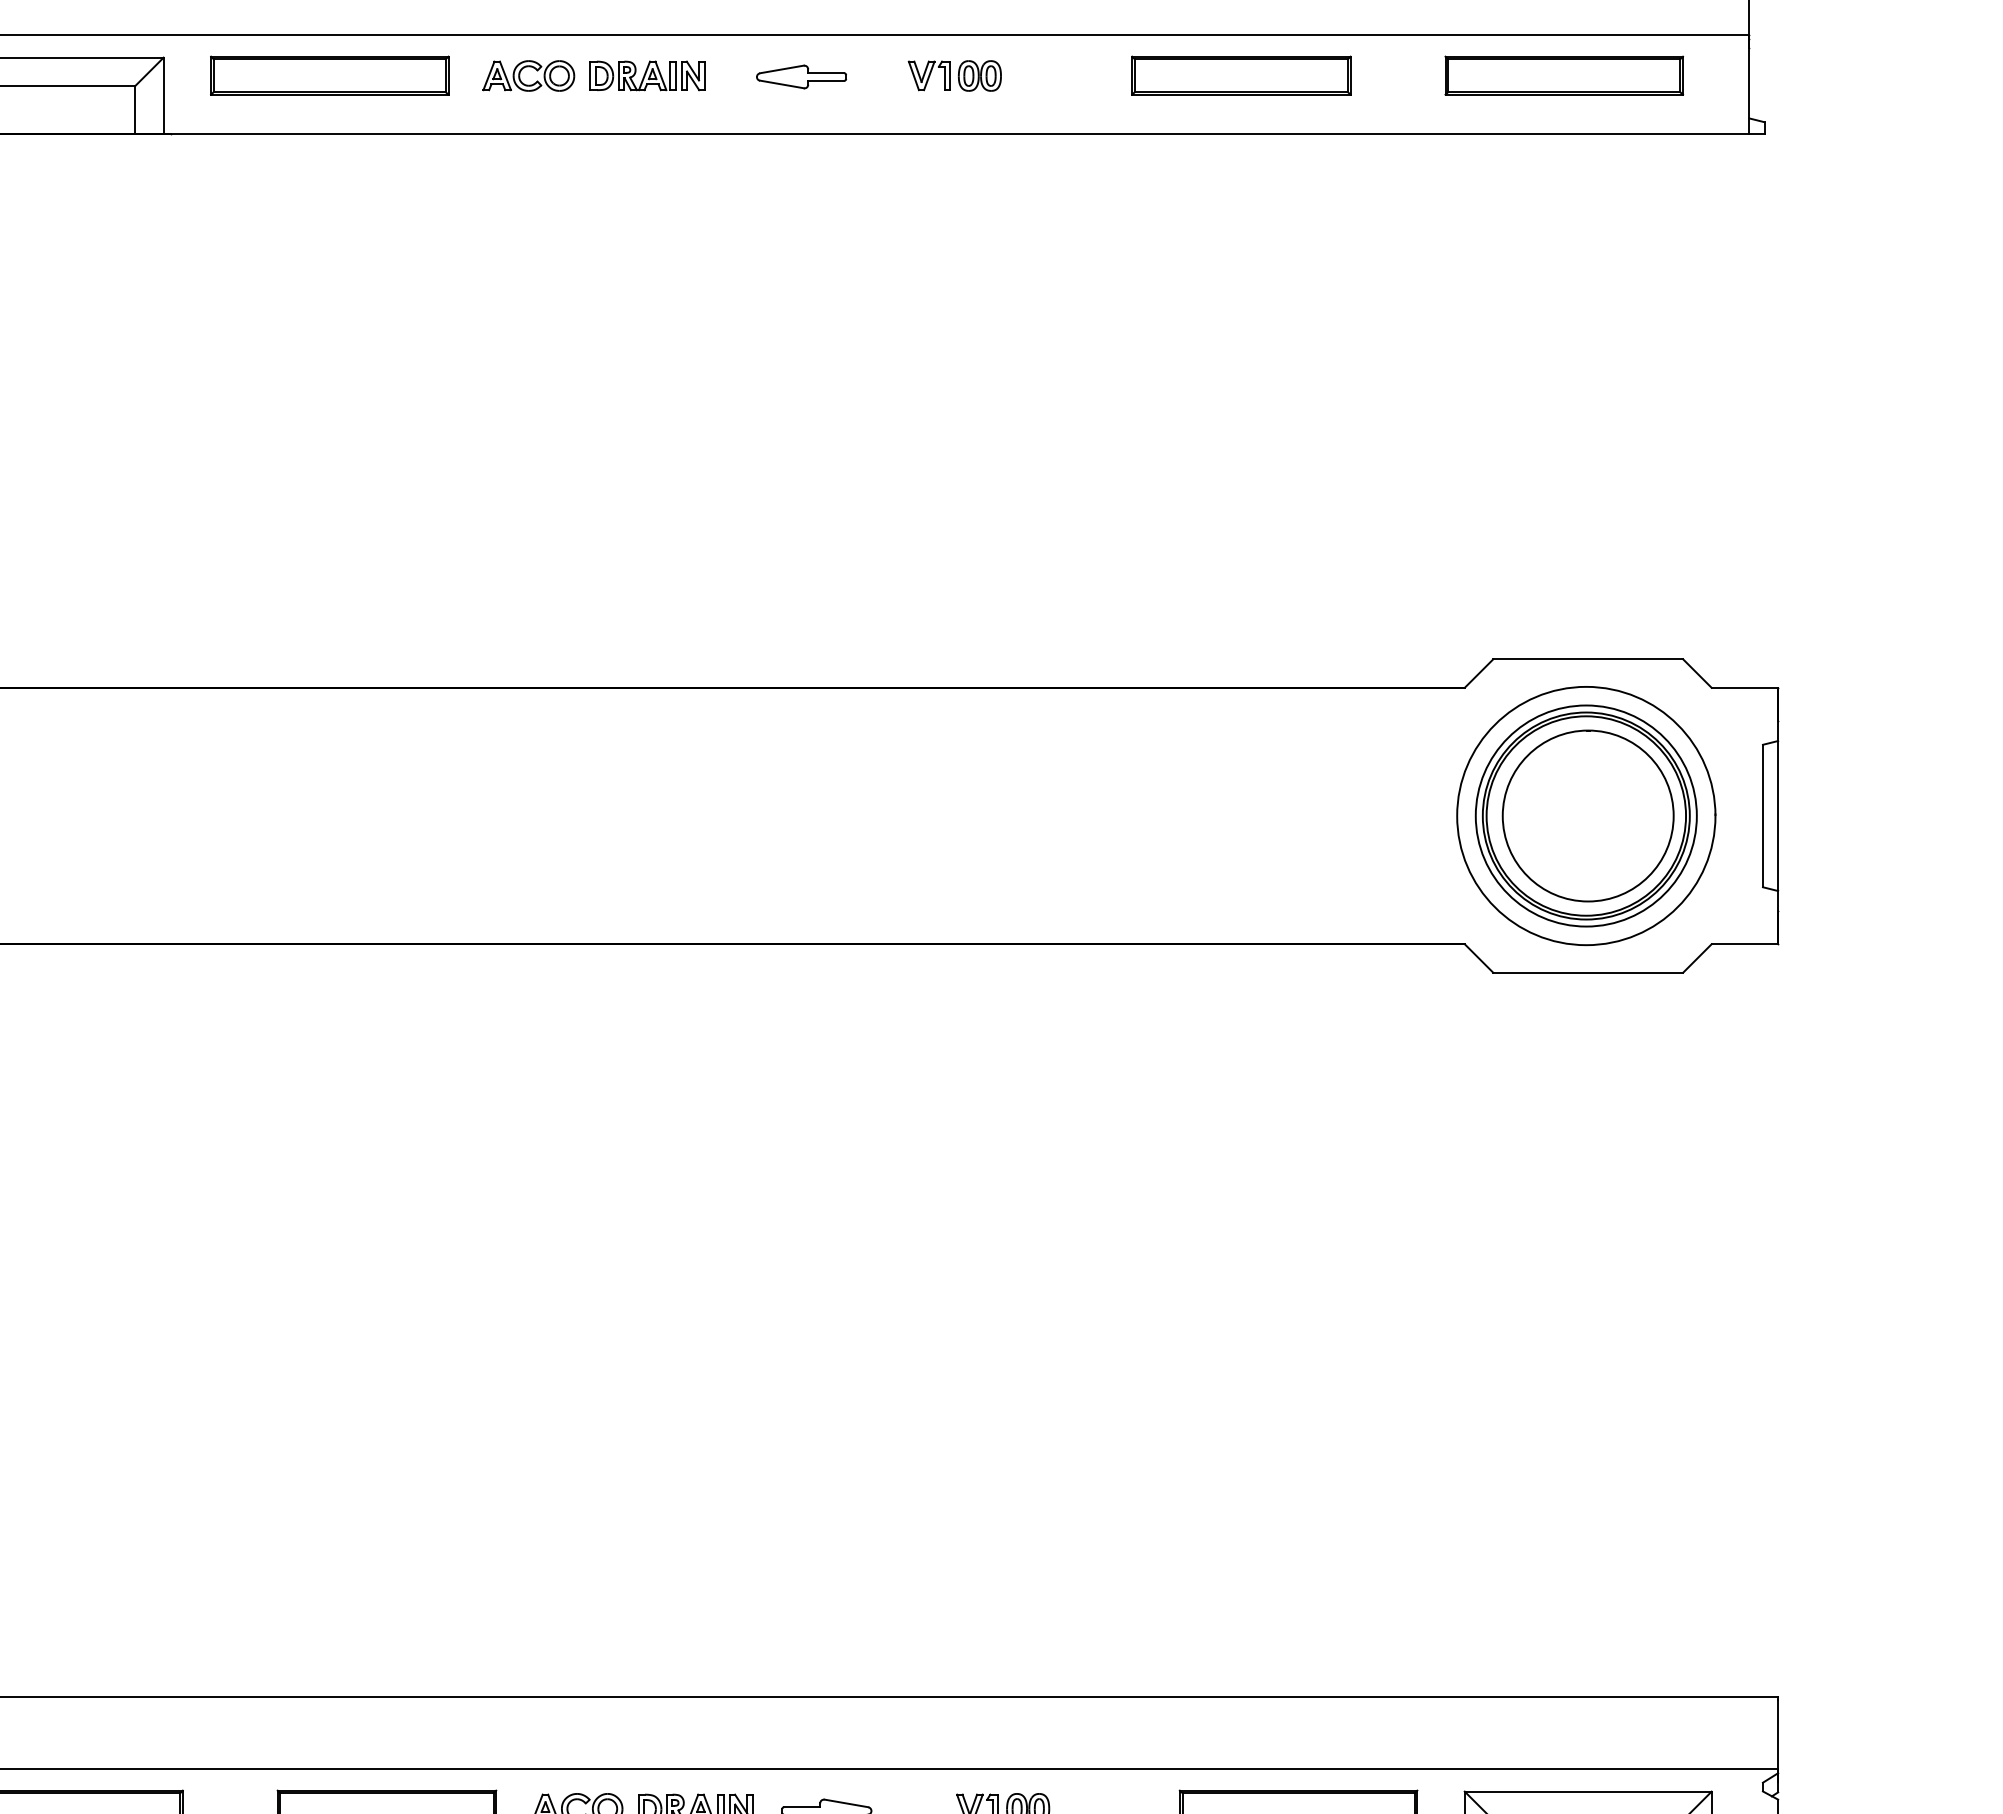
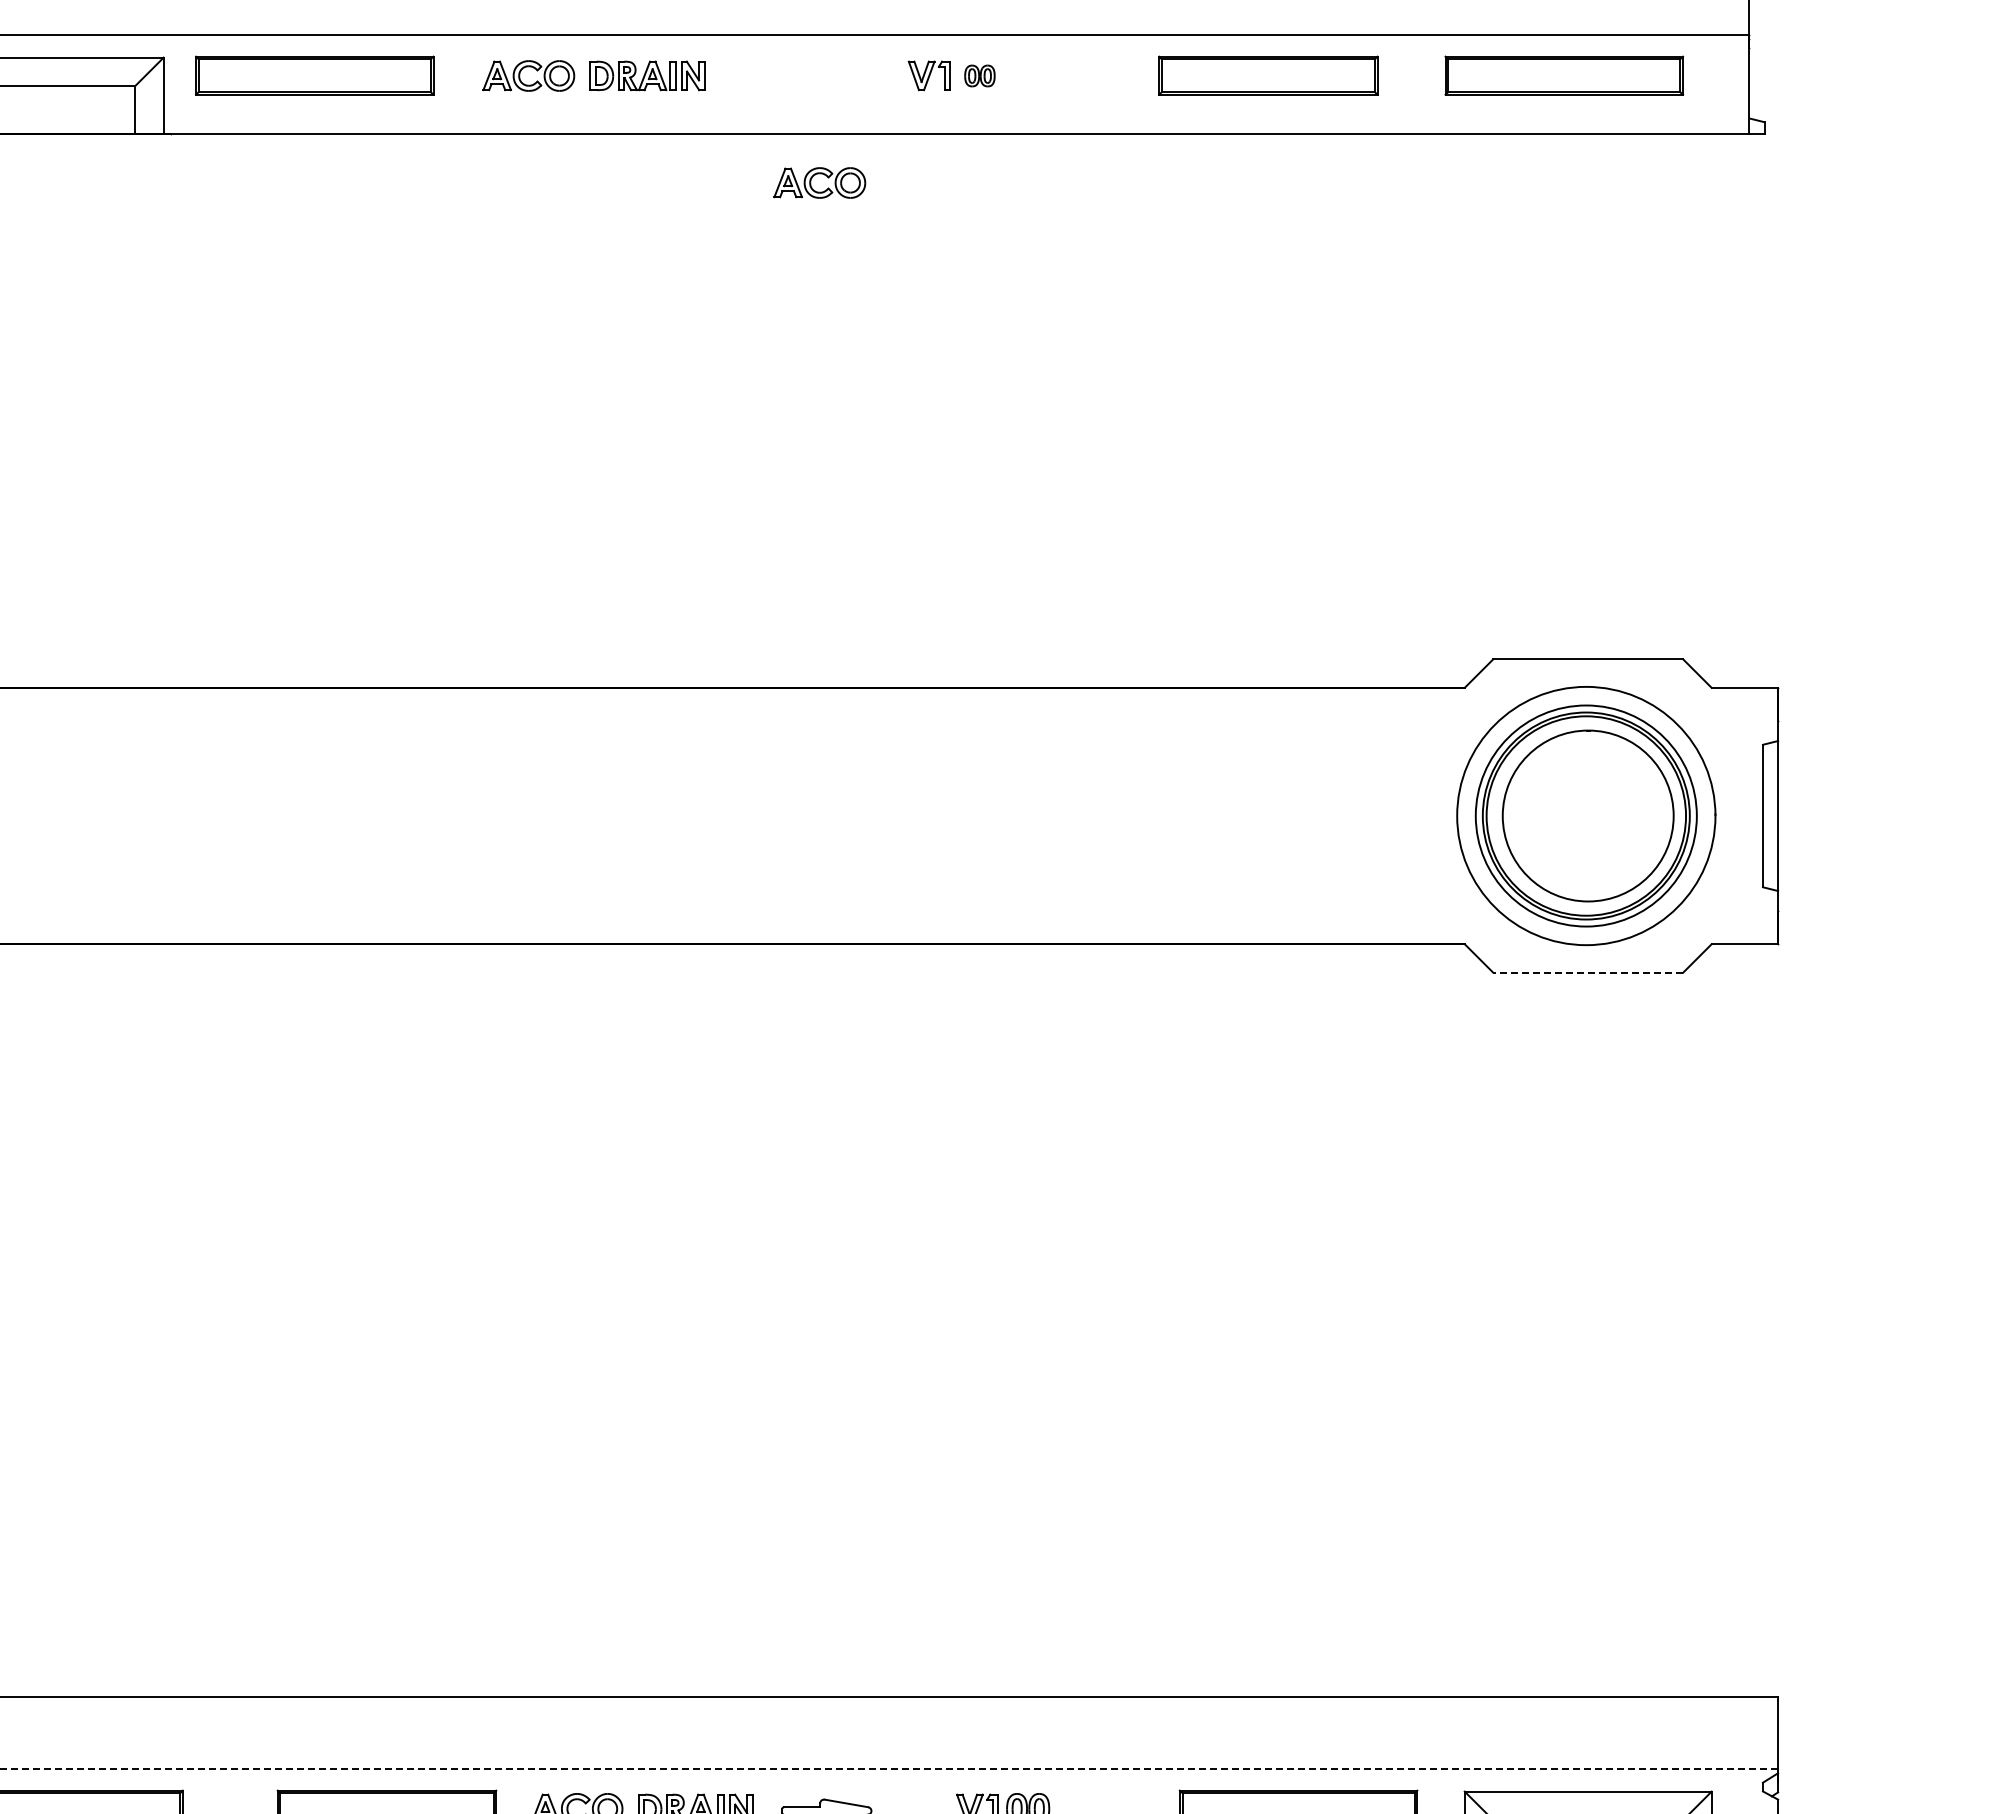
part position: (329, 75) -> (314, 75) (314, 75)
part size: 44x32 px -> 32x24 px (979, 75)
part position: (1241, 75) -> (1268, 75) (1268, 75)
part: present -> none (801, 76)
part: none -> present (819, 174)
line: solid -> dashed (1588, 972)
line: solid -> dashed (889, 1768)
